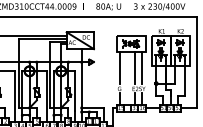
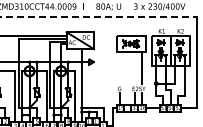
line: solid -> dashed (99, 17)
line: present -> none (120, 68)
line: present -> none (134, 68)
